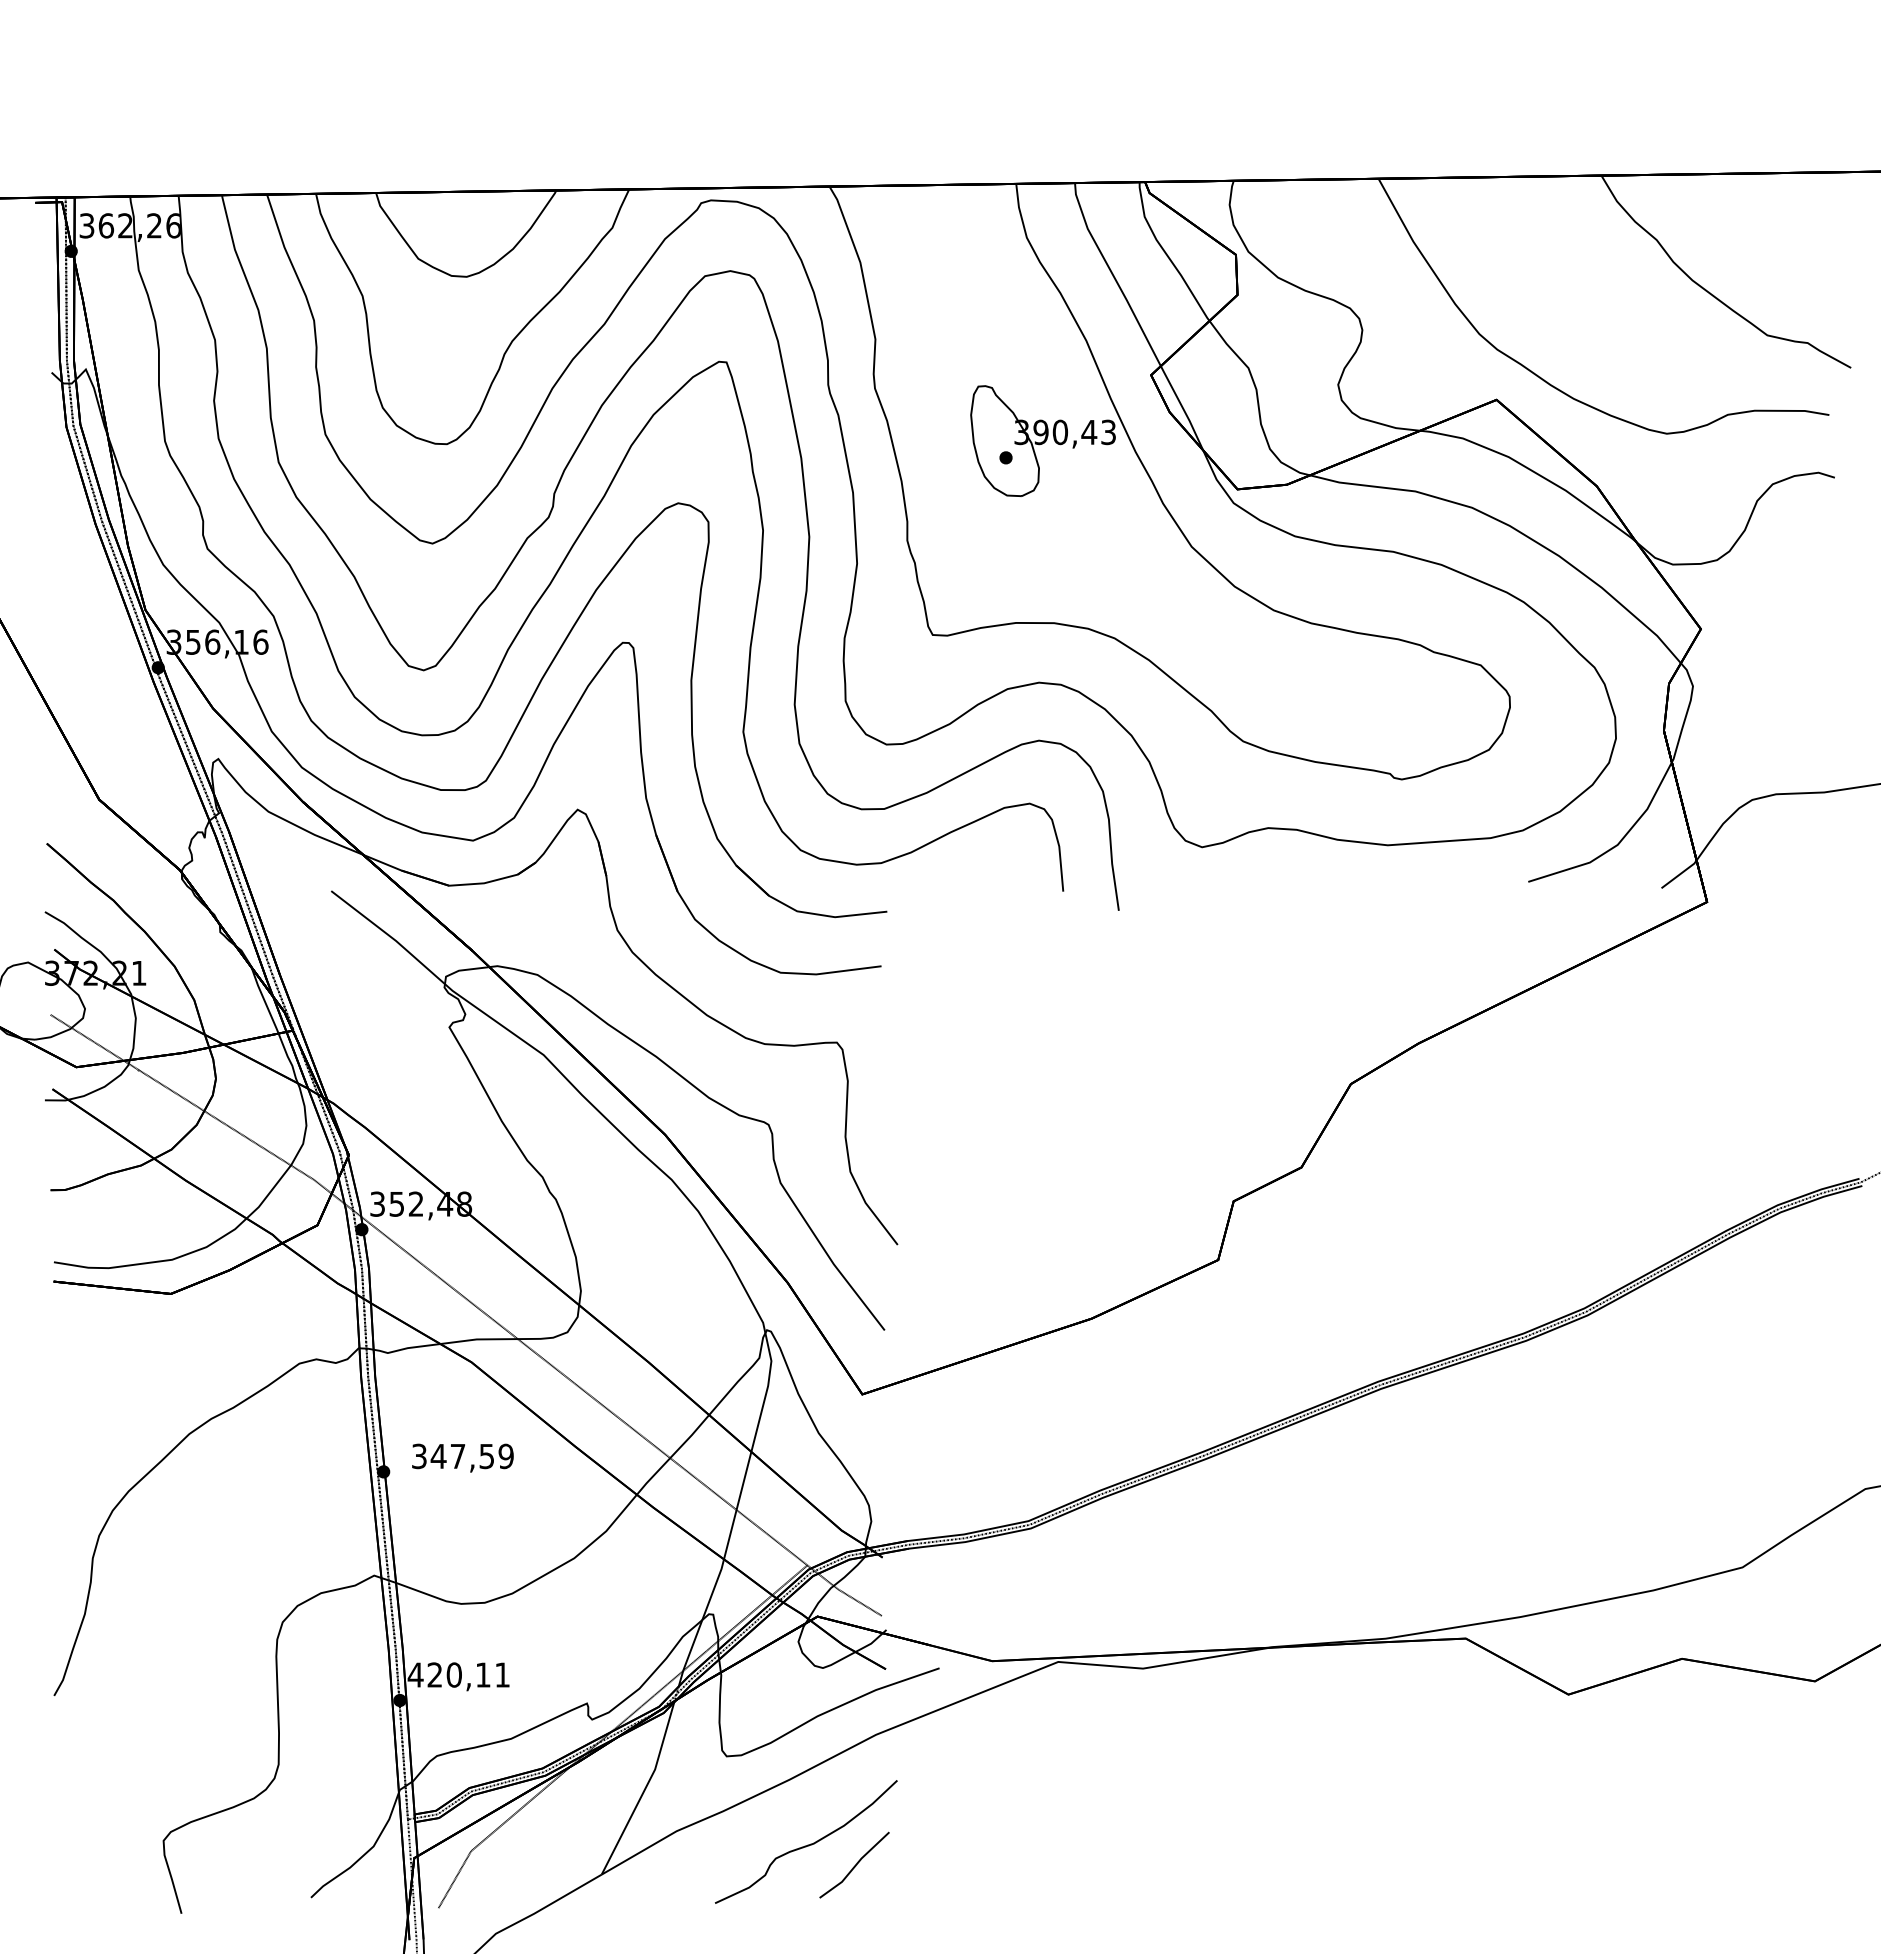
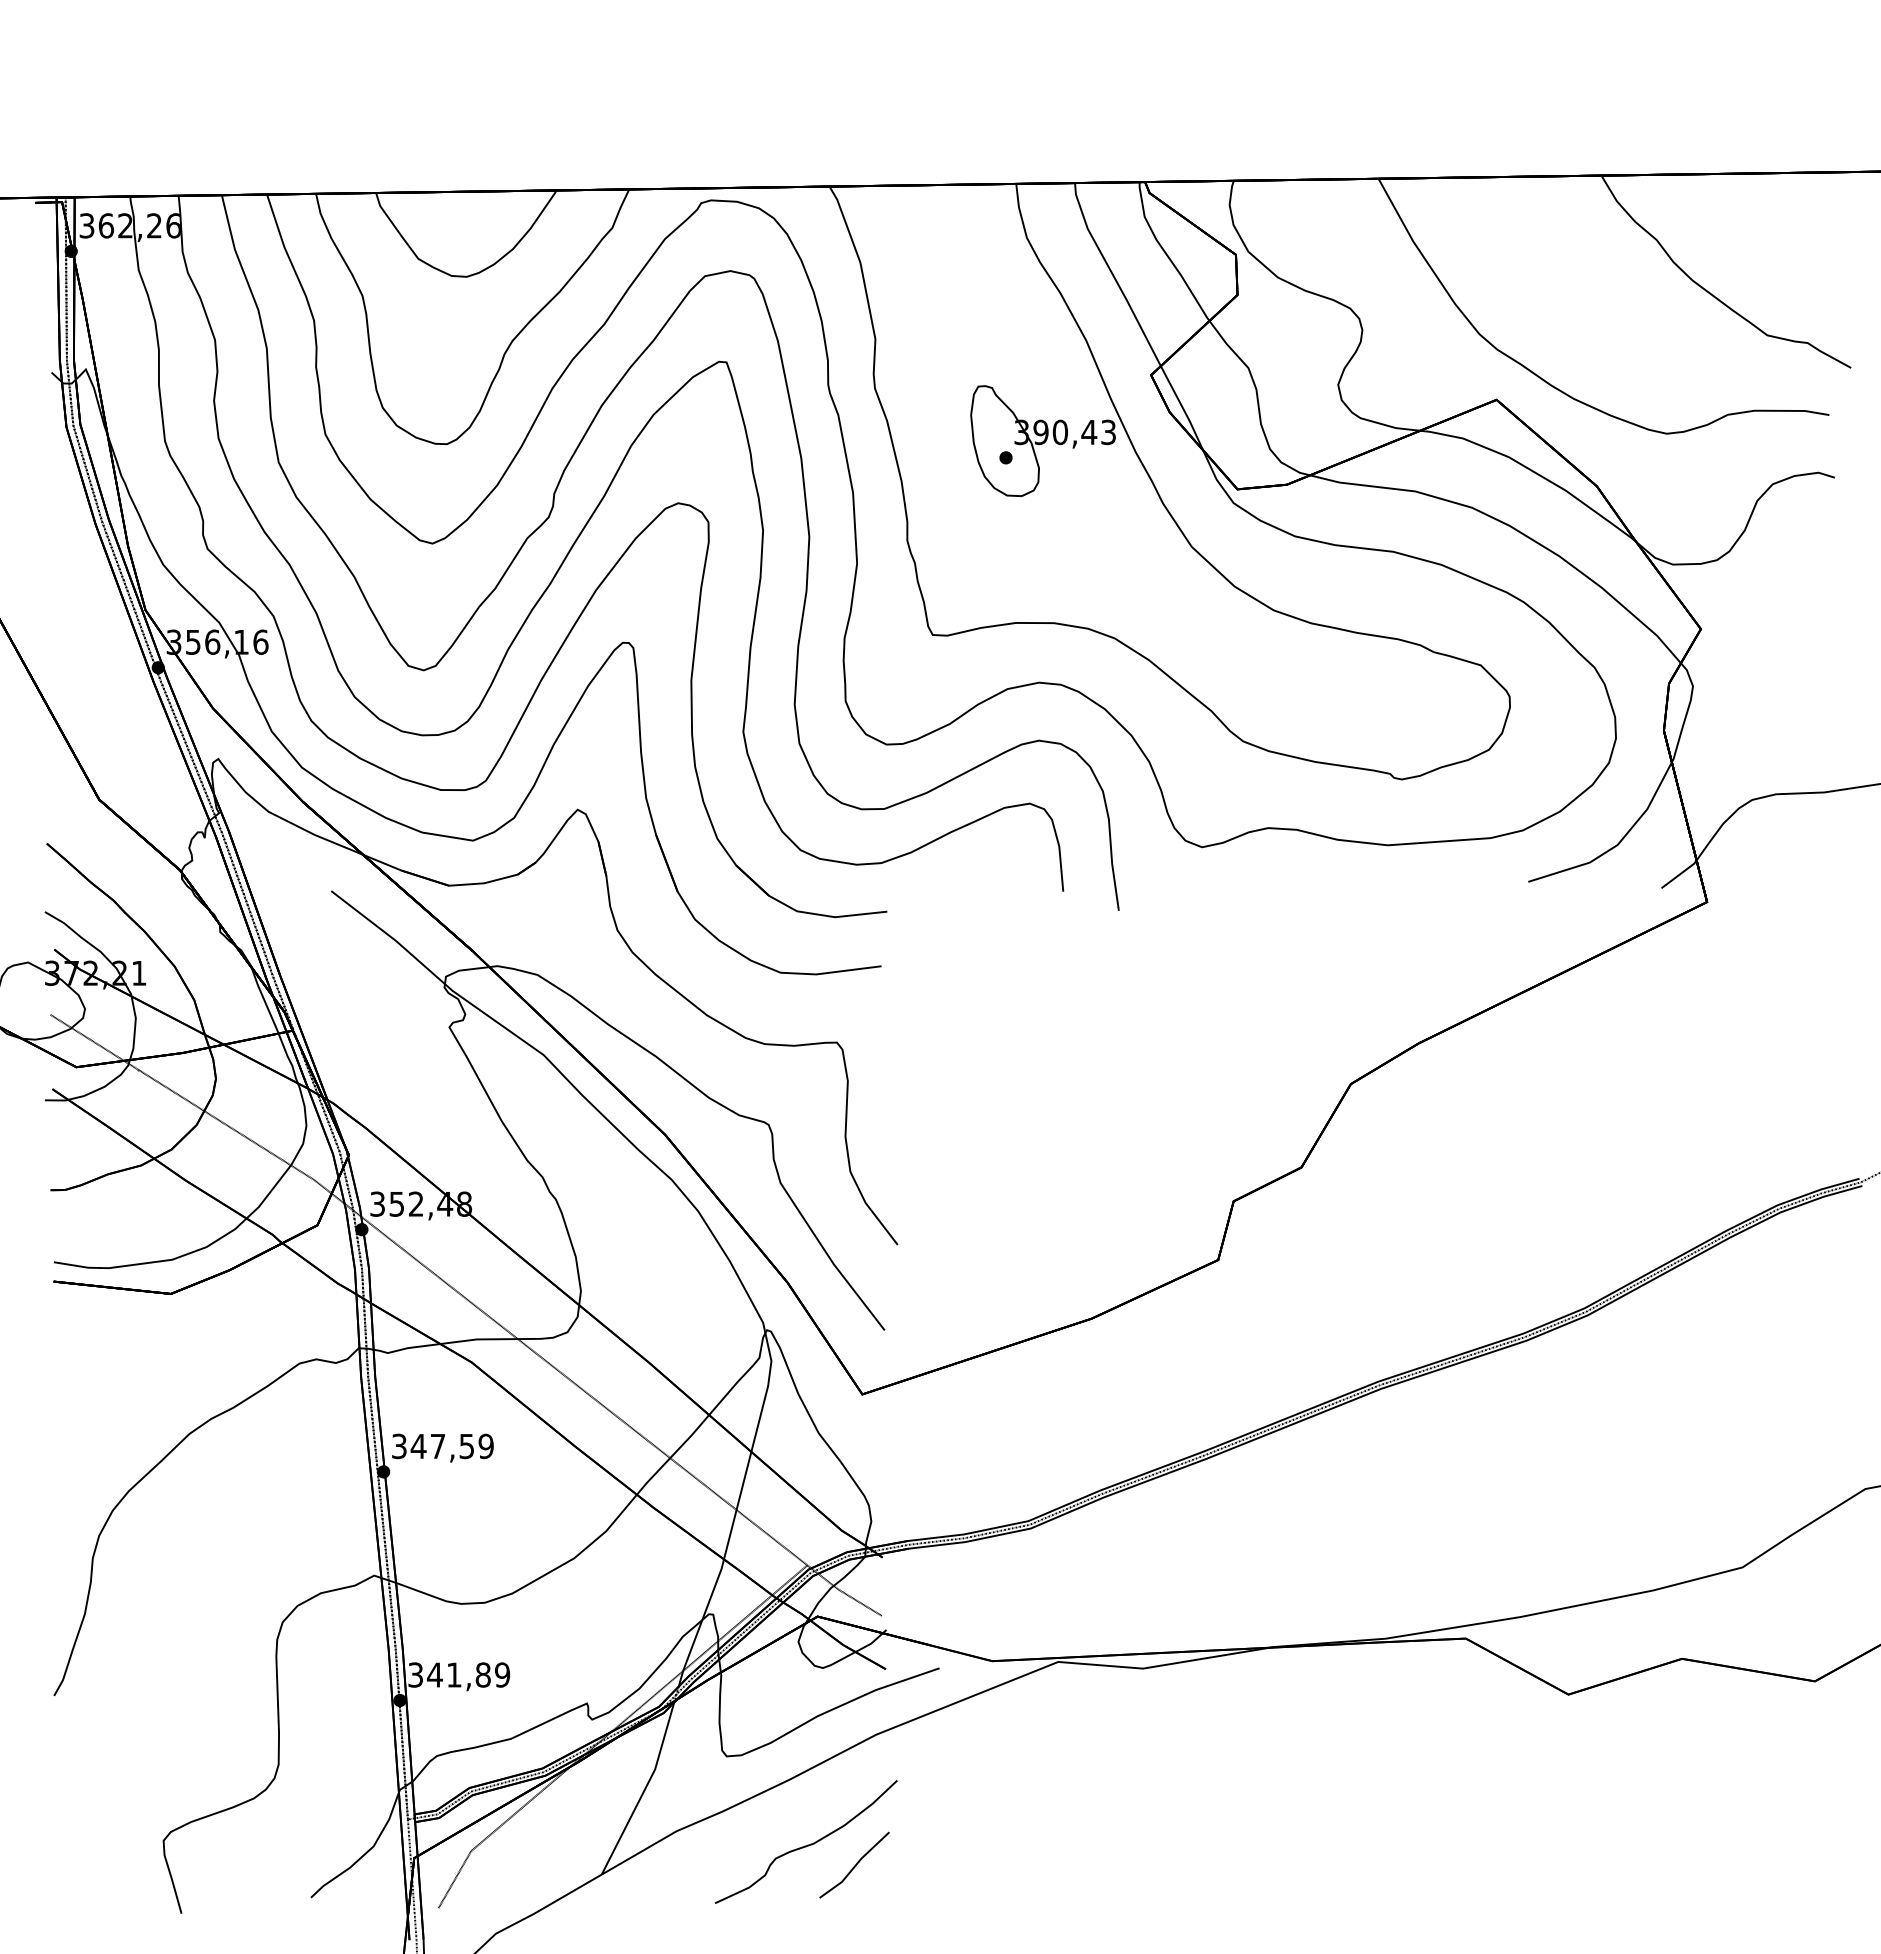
text position: (462, 1457) -> (442, 1447) (442, 1447)
text: 420,11 -> 341,89 (458, 1674)
